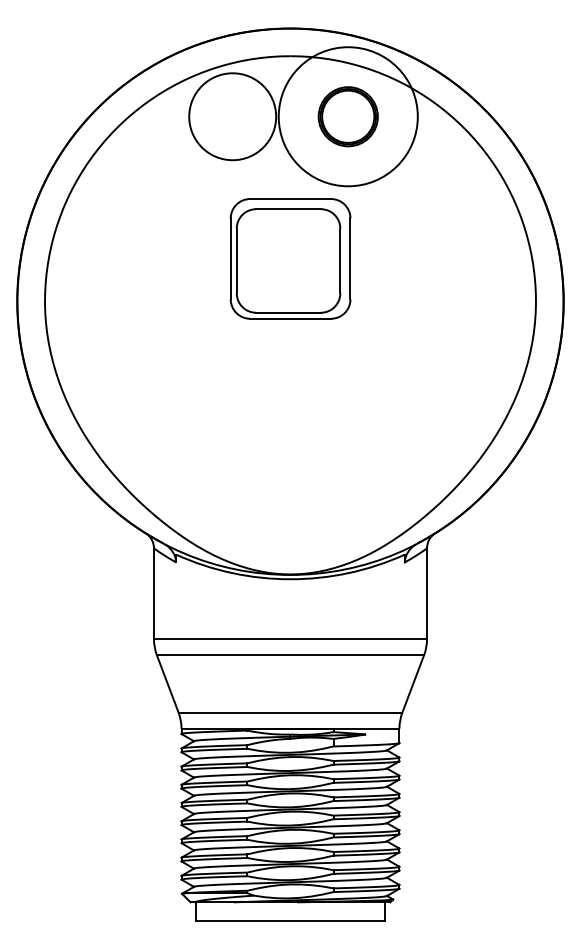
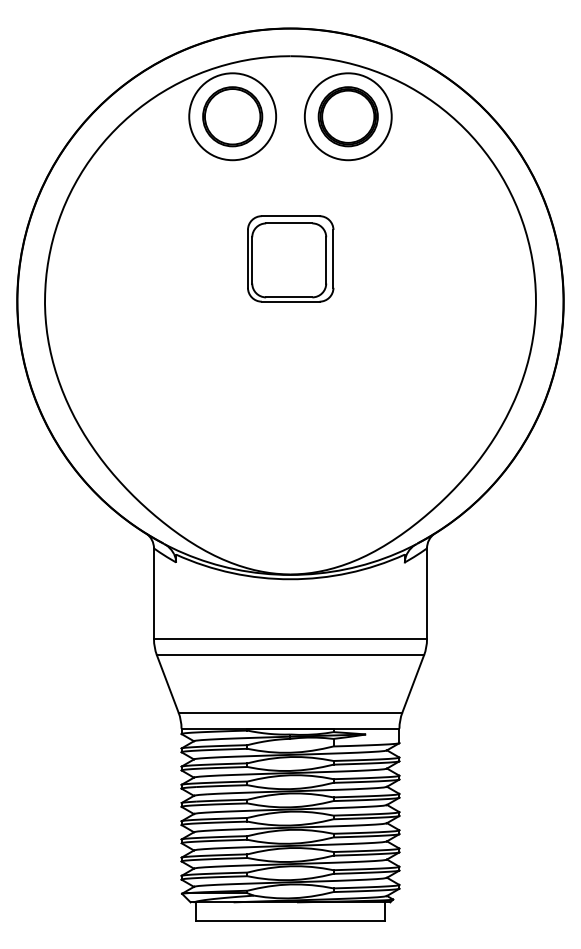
part: none -> present (232, 116)
circle diameter: 139 px -> 87 px (347, 116)
part size: 123x122 px -> 88x88 px (290, 258)
